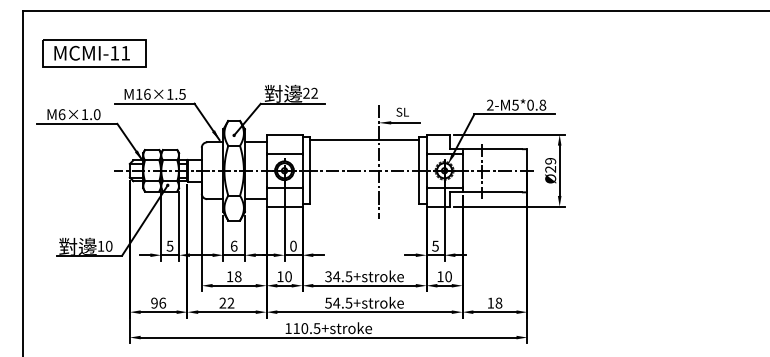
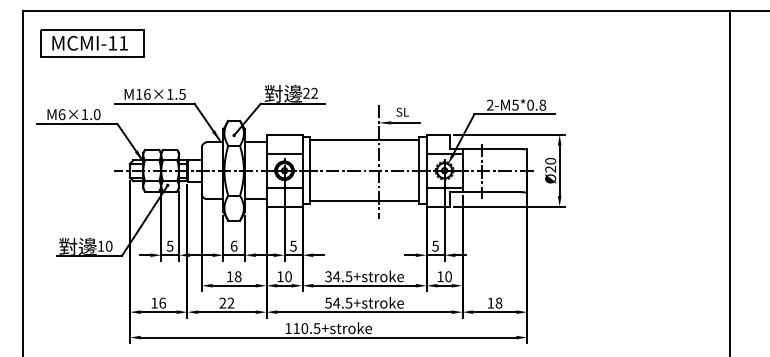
part position: (94, 53) -> (92, 43) (92, 43)
text: Ø29 -> Ø20 (550, 160)
line: none -> present (729, 181)
line: none -> present (364, 201)
text: 0 -> 5 (293, 245)
text: 96 -> 16 (154, 302)
